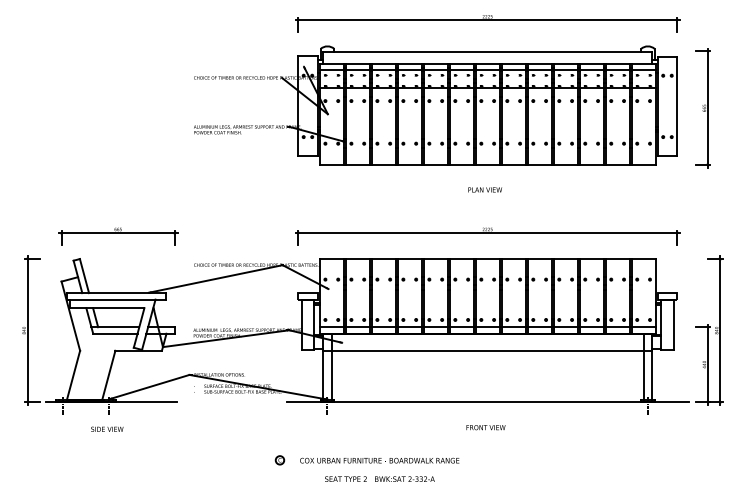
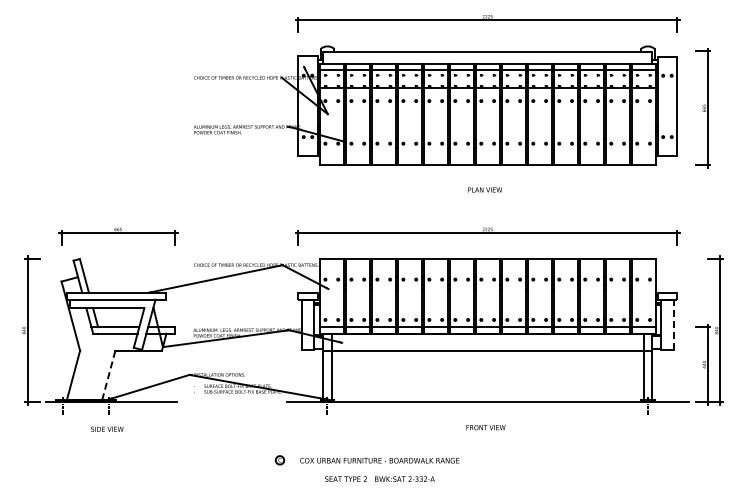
line: solid -> dashed (673, 324)
line: solid -> dashed (108, 375)
